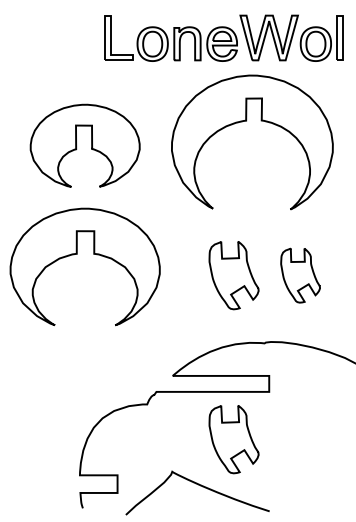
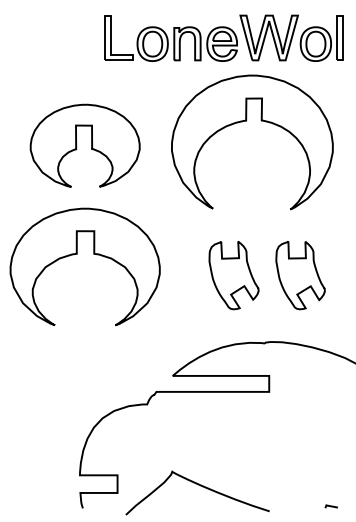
part size: 41x57 px -> 51x70 px (300, 275)
part: present -> none (233, 439)
line: none -> present (330, 506)
